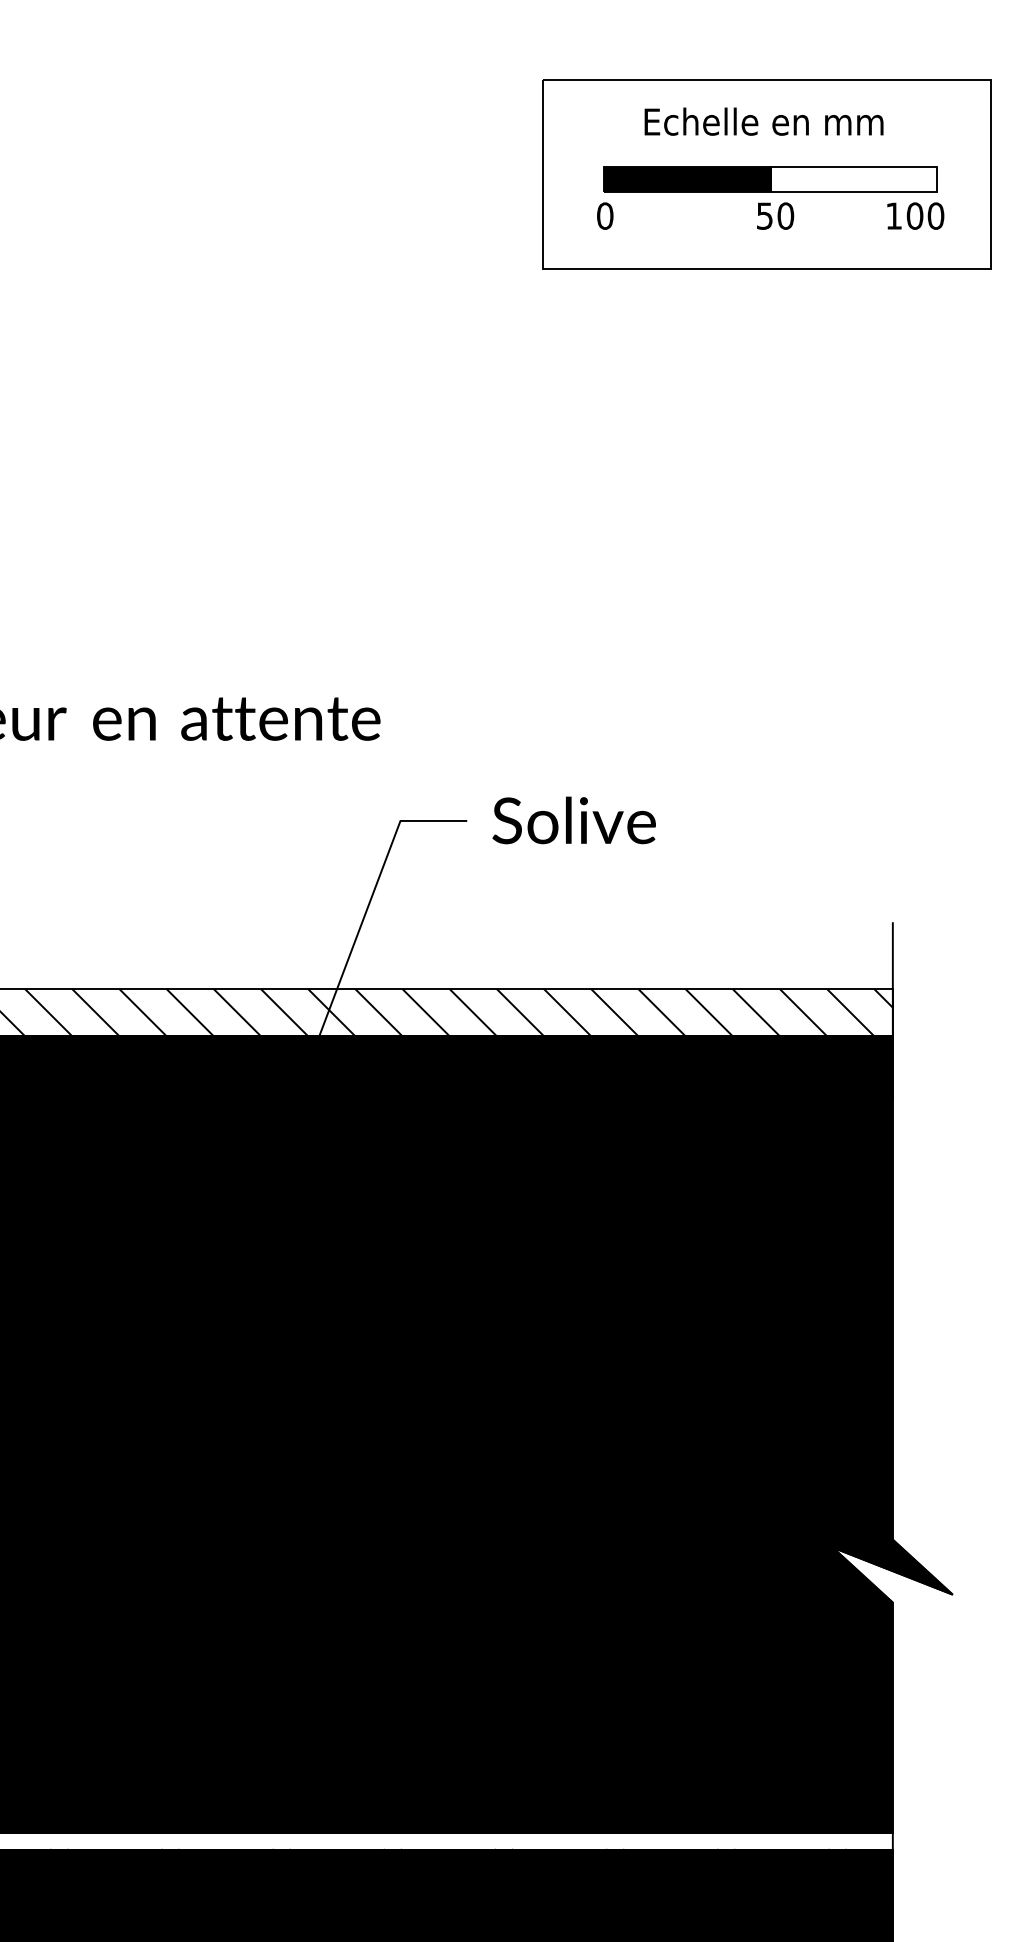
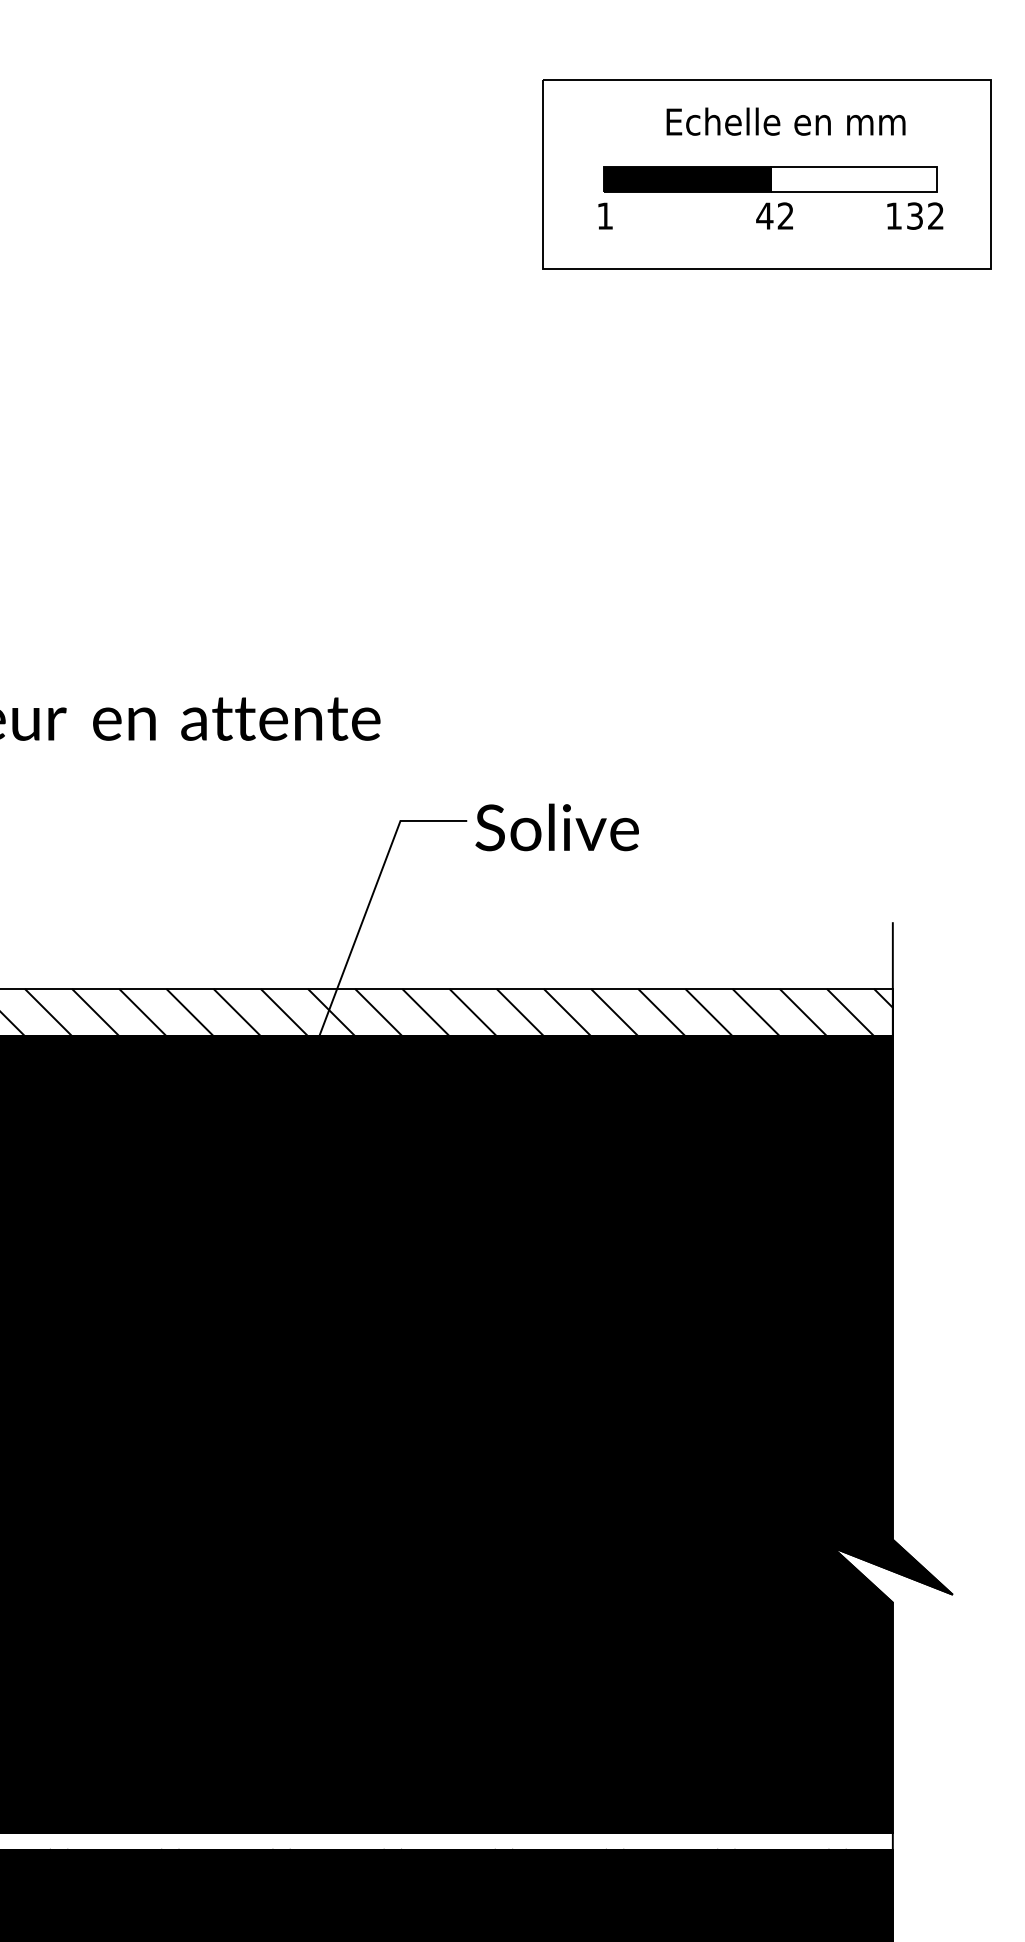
text position: (763, 121) -> (785, 121) (785, 121)
text: 0 -> 1 (605, 215)
text: 50 -> 42 (775, 215)
text: 100 -> 132 (925, 215)
text position: (573, 820) -> (556, 827) (556, 827)
